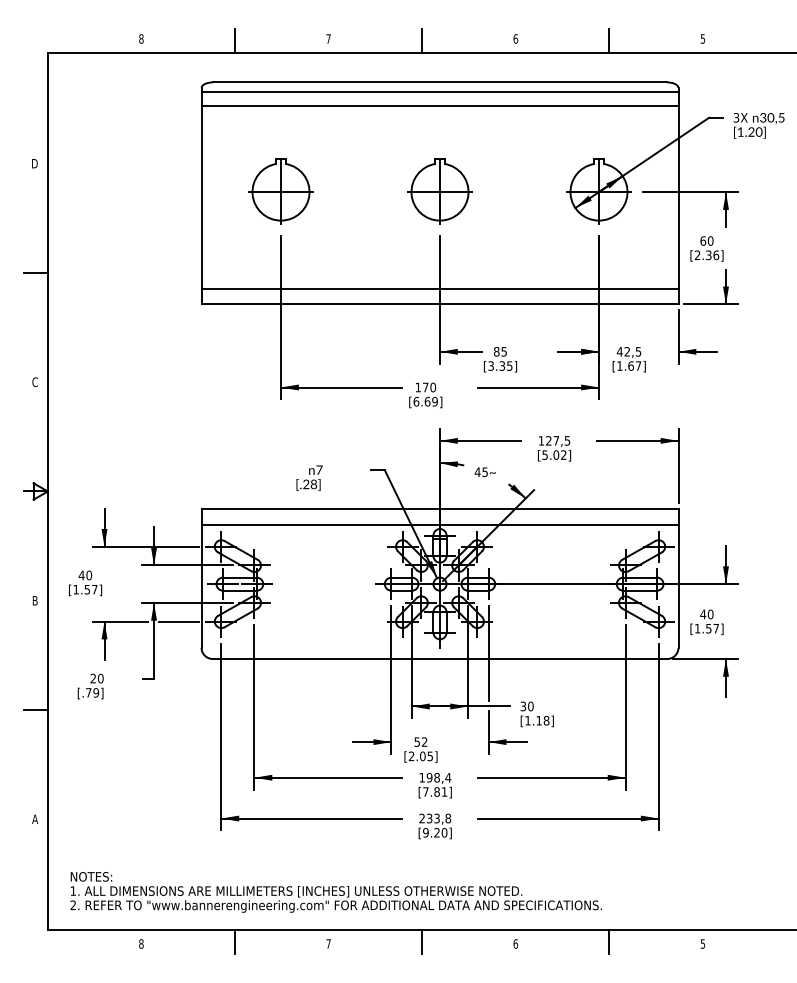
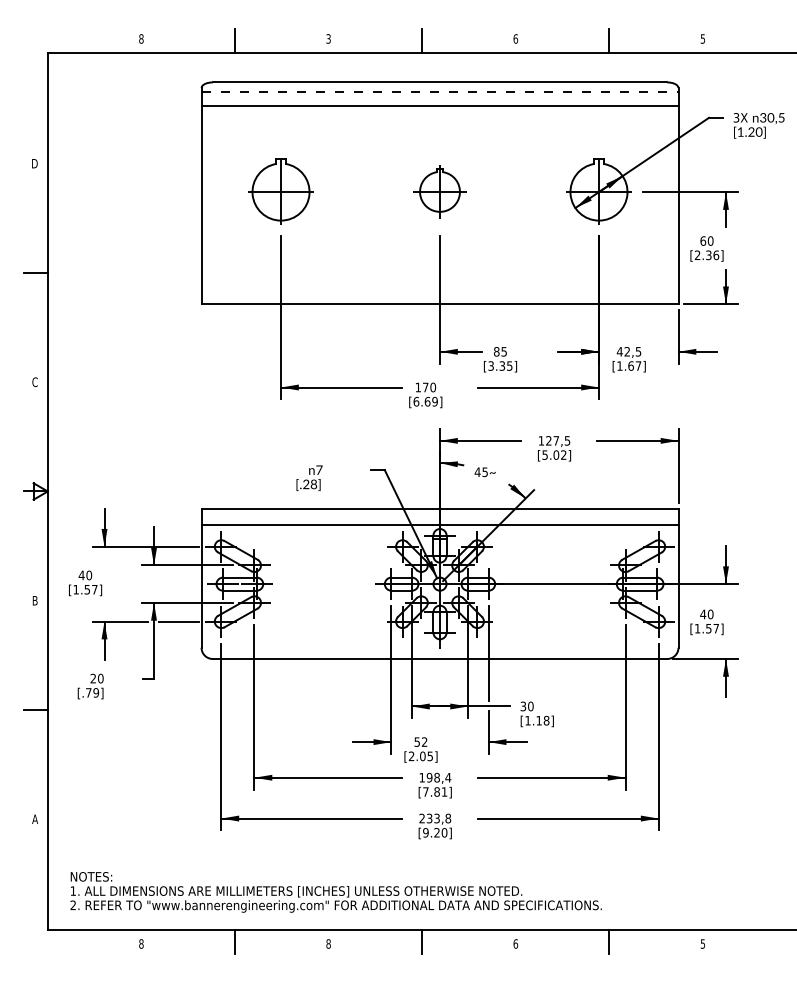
text: 7 -> 3 (328, 38)
line: solid -> dashed (440, 92)
part size: 66x67 px -> 54x54 px (439, 191)
line: present -> none (439, 288)
text: 7 -> 8 (328, 943)
